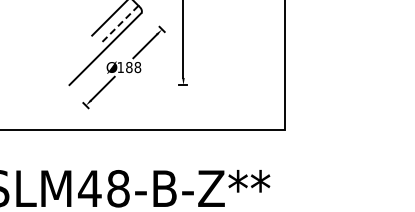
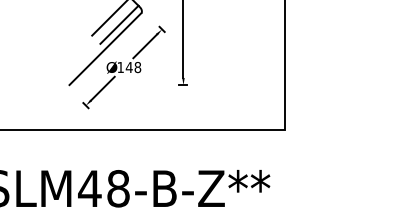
line: dashed -> solid (119, 24)
text: 188 -> 148 (128, 67)
